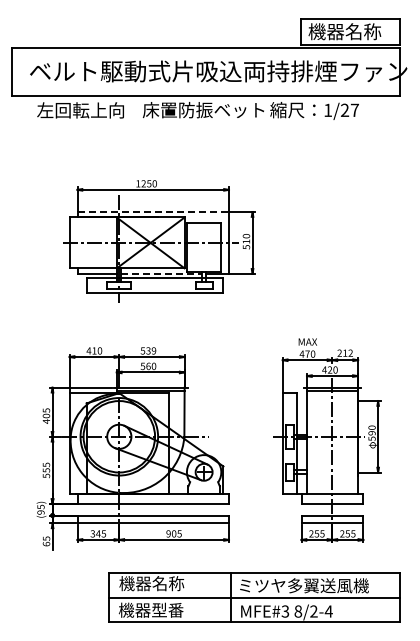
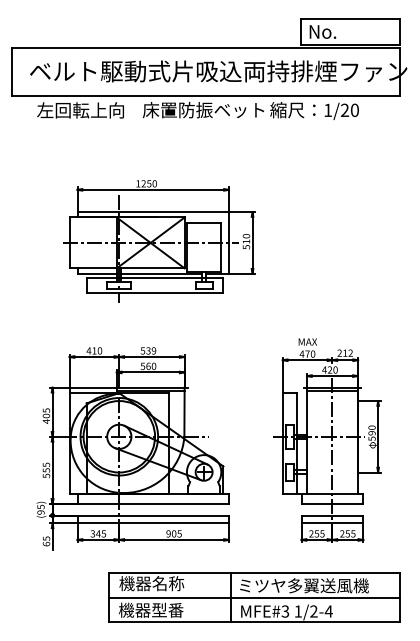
text: 機器名称 -> No. (344, 31)
text: 1/27 -> 1/20 (354, 110)
line: dashed -> solid (153, 212)
line: dashed -> solid (162, 273)
text: 8/2-4 -> 1/2-4 (298, 611)
